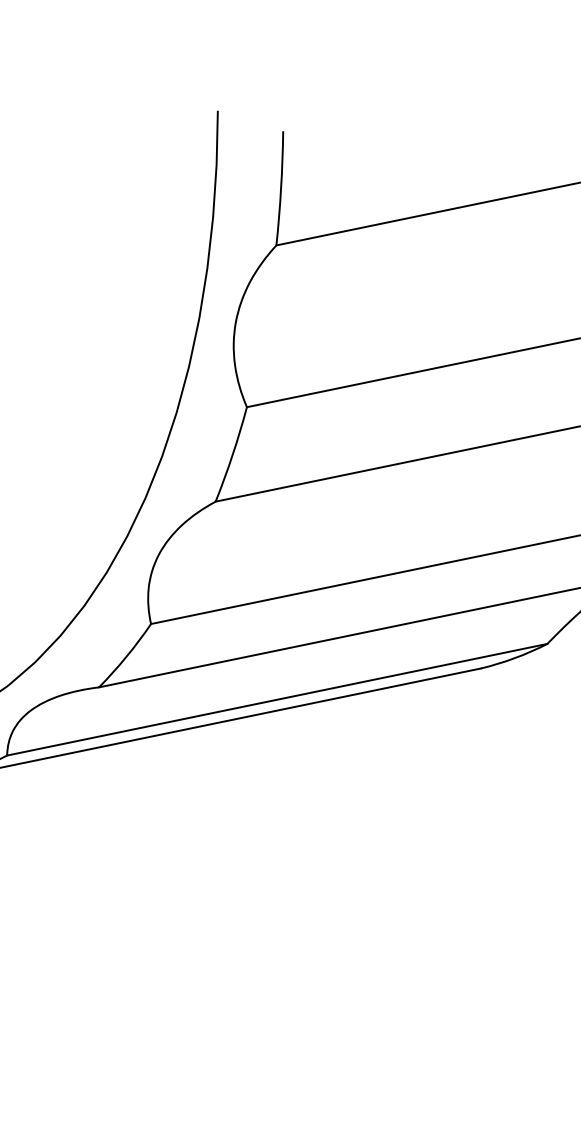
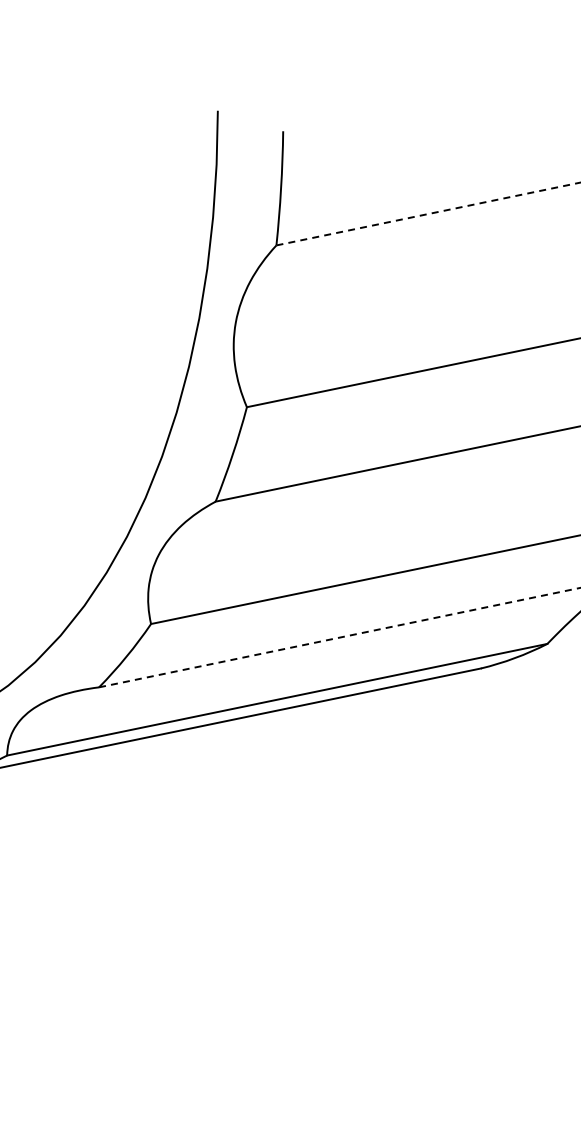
line: solid -> dashed (429, 213)
line: solid -> dashed (339, 637)
